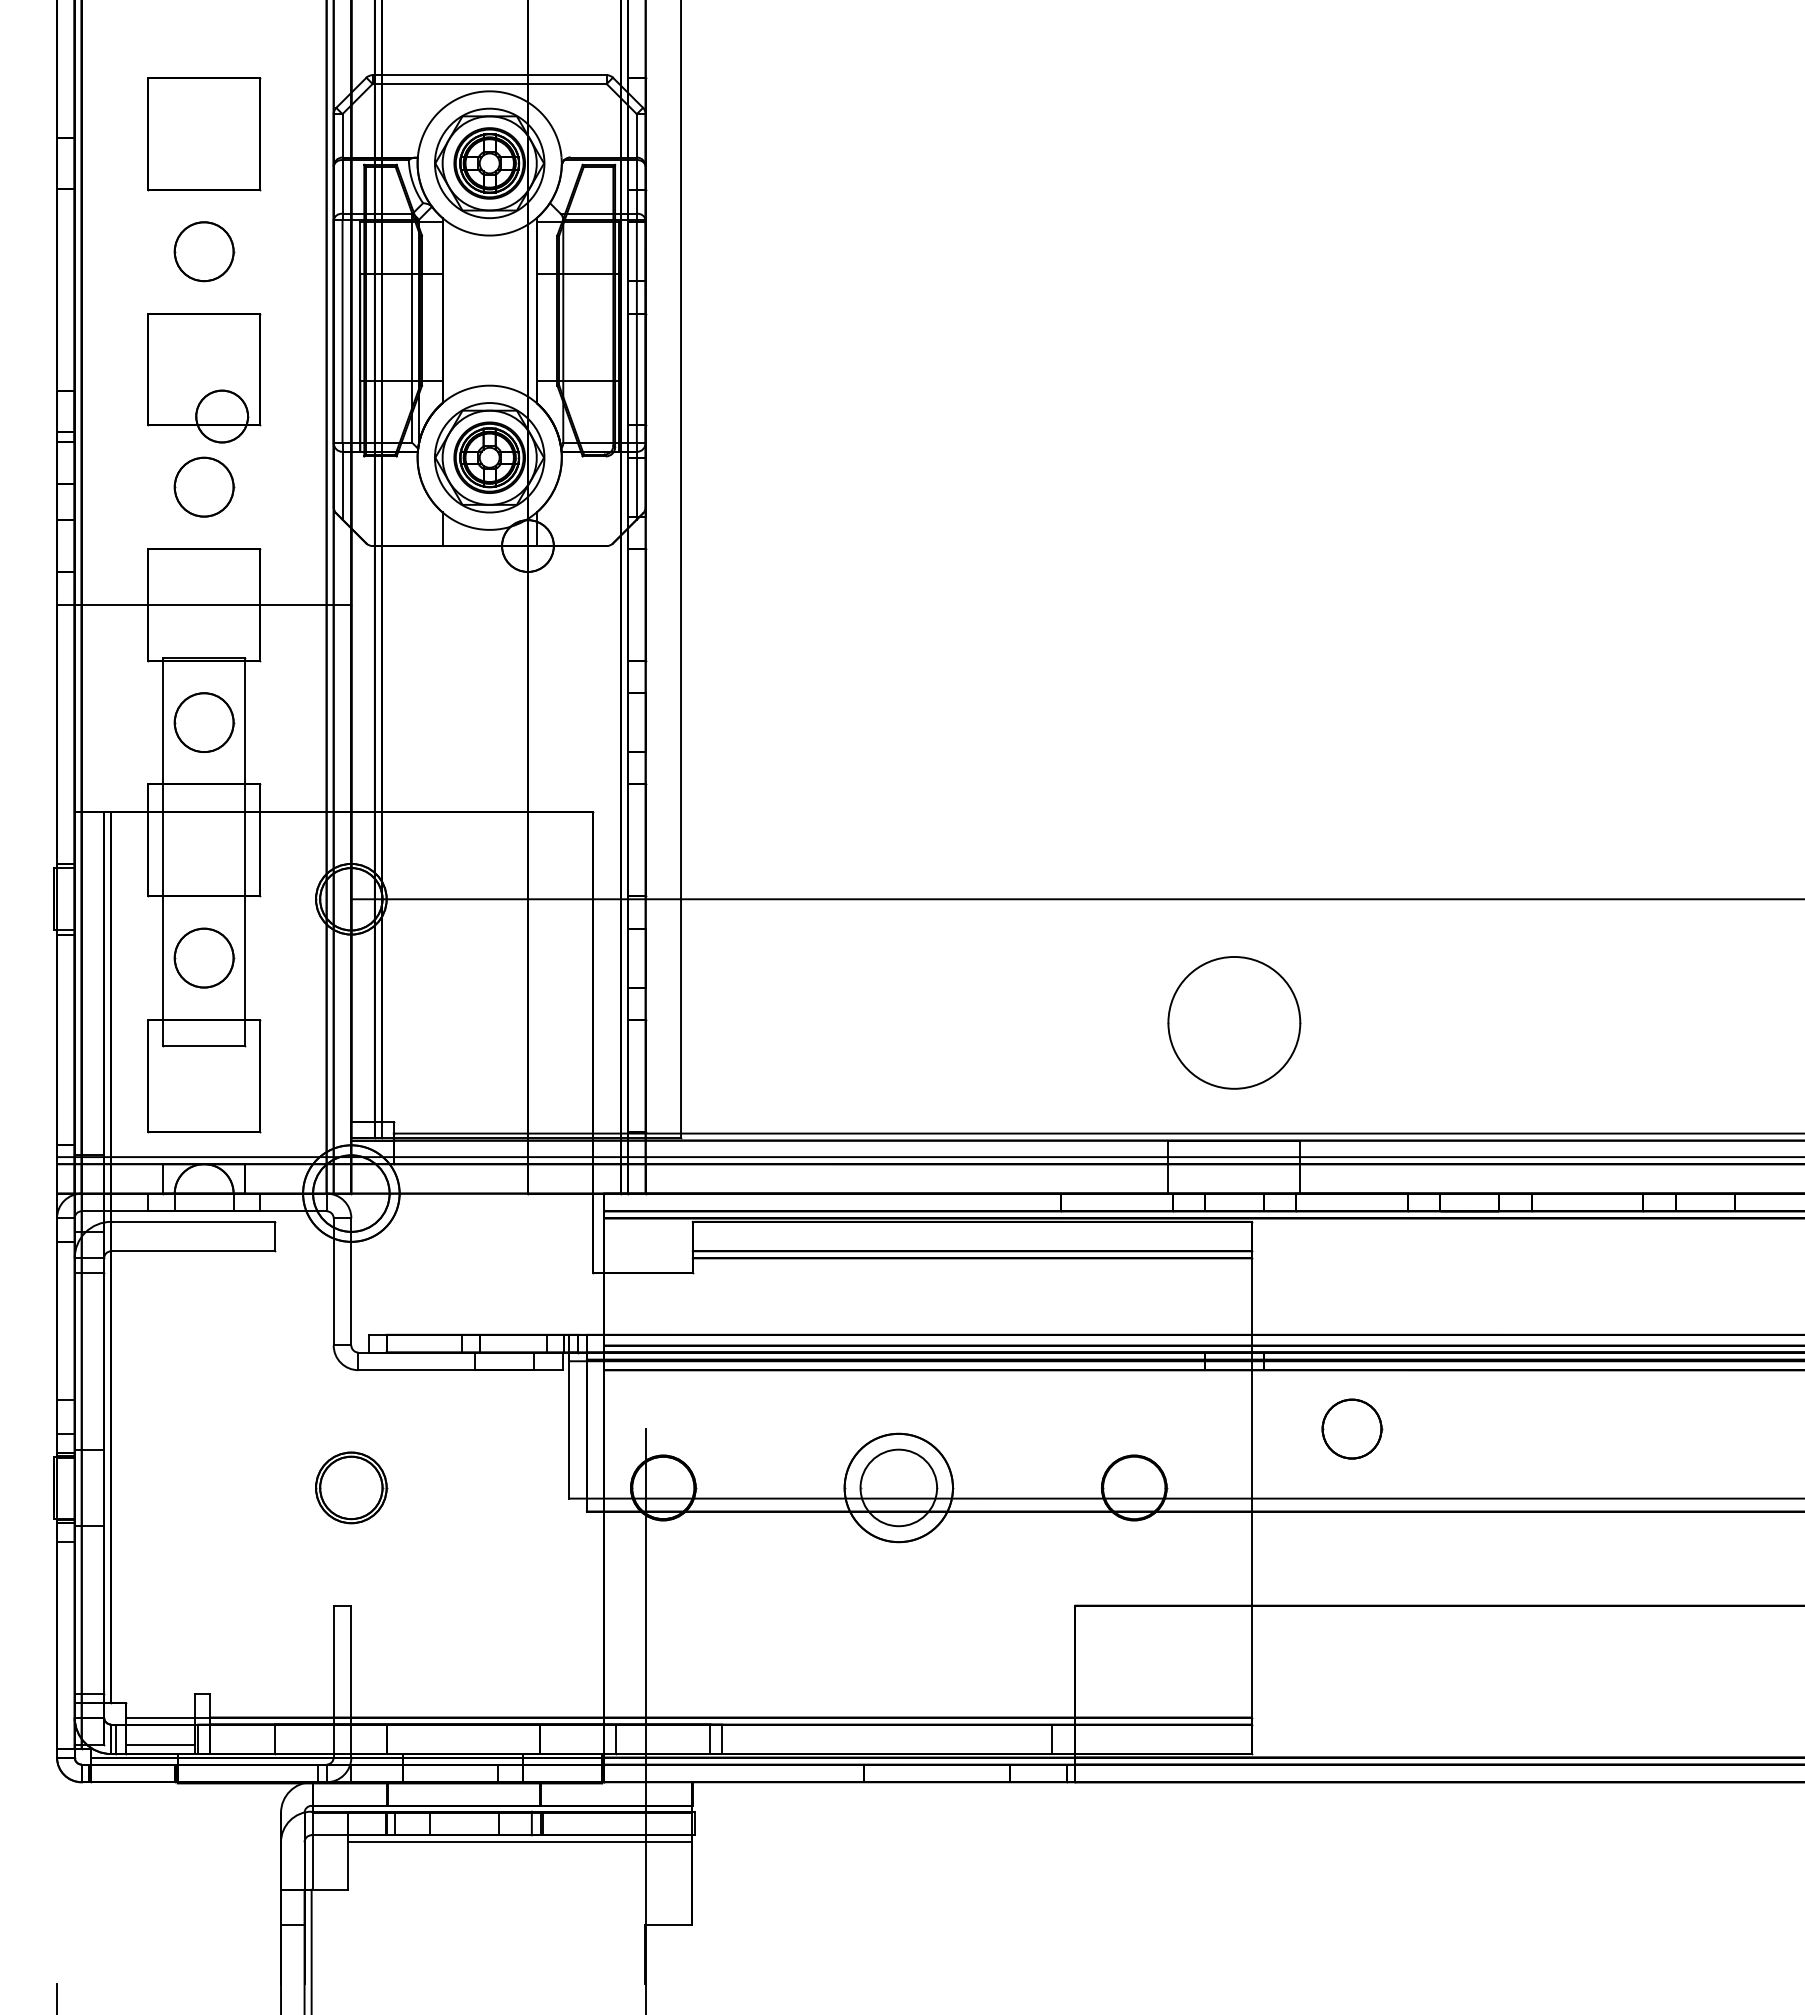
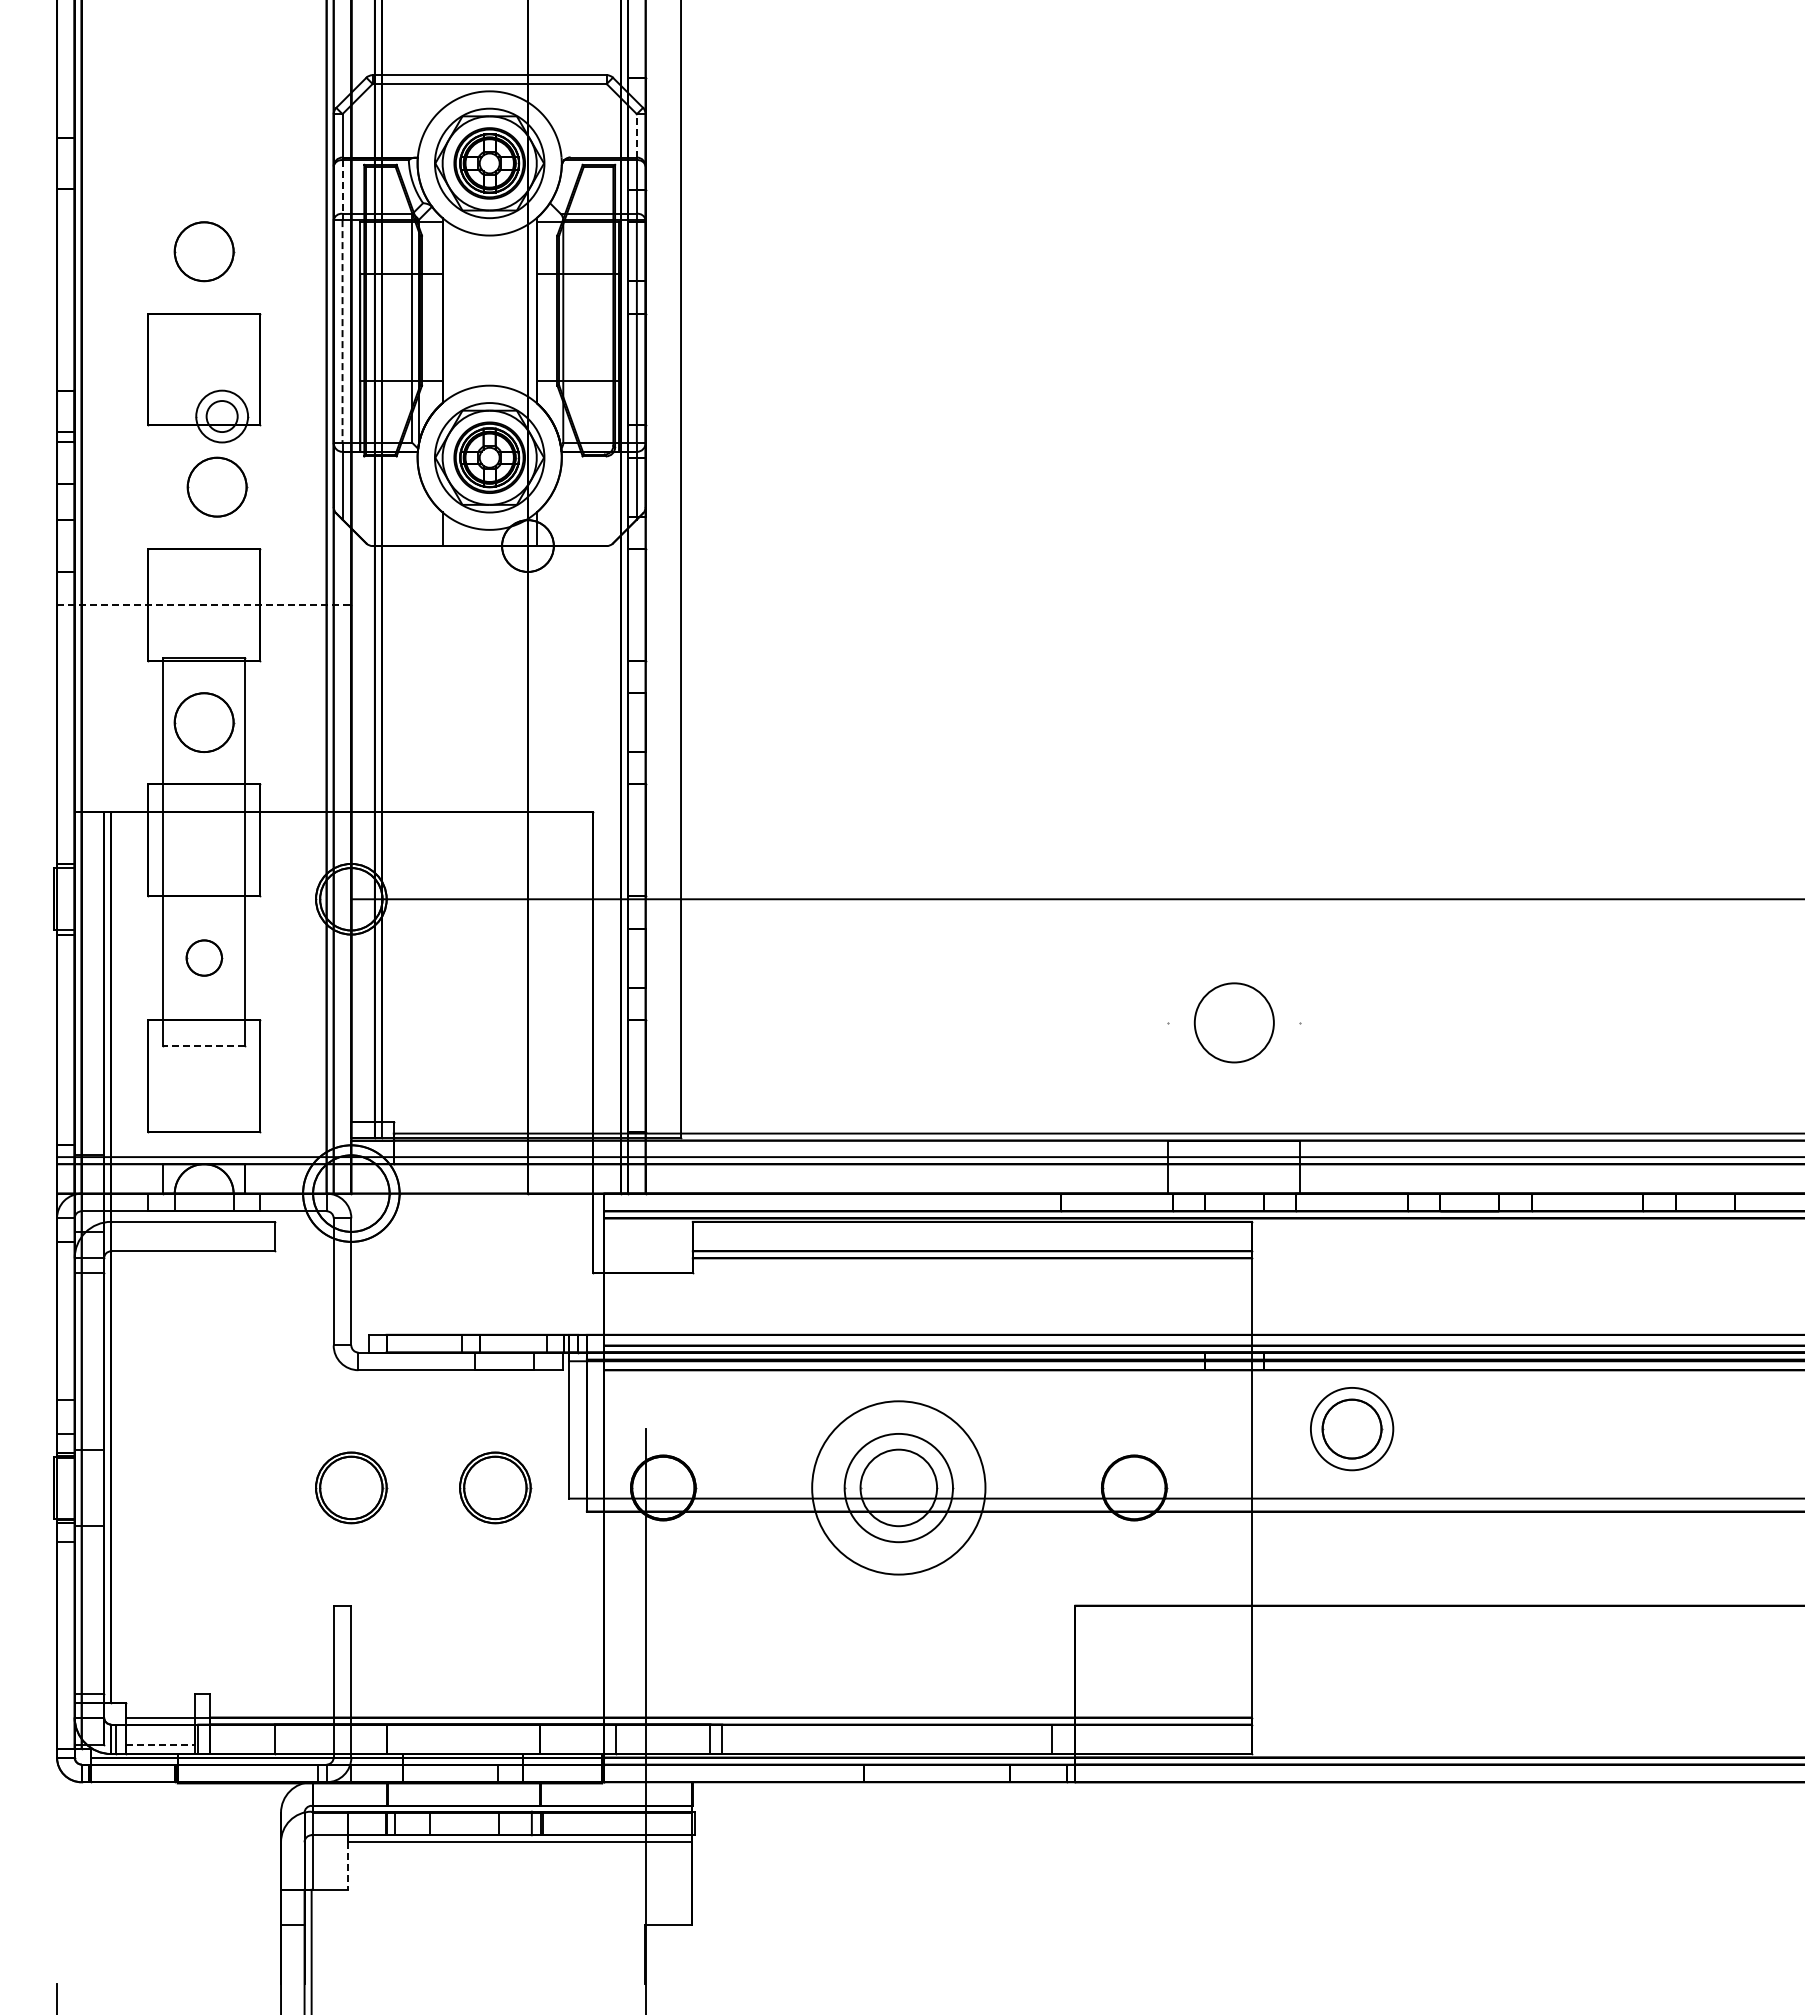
part: present -> none (204, 134)
line: solid -> dashed (636, 135)
line: solid -> dashed (342, 187)
line: solid -> dashed (342, 332)
circle diameter: 52 px -> 31 px (221, 416)
part position: (204, 486) -> (217, 486) (217, 486)
line: solid -> dashed (204, 604)
part size: 63x62 px -> 39x38 px (204, 957)
circle diameter: 132 px -> 79 px (1233, 1022)
line: solid -> dashed (203, 1046)
circle diameter: 59 px -> 82 px (1351, 1428)
part: none -> present (495, 1487)
circle diameter: 108 px -> 173 px (898, 1487)
line: solid -> dashed (160, 1745)
line: solid -> dashed (348, 1866)
